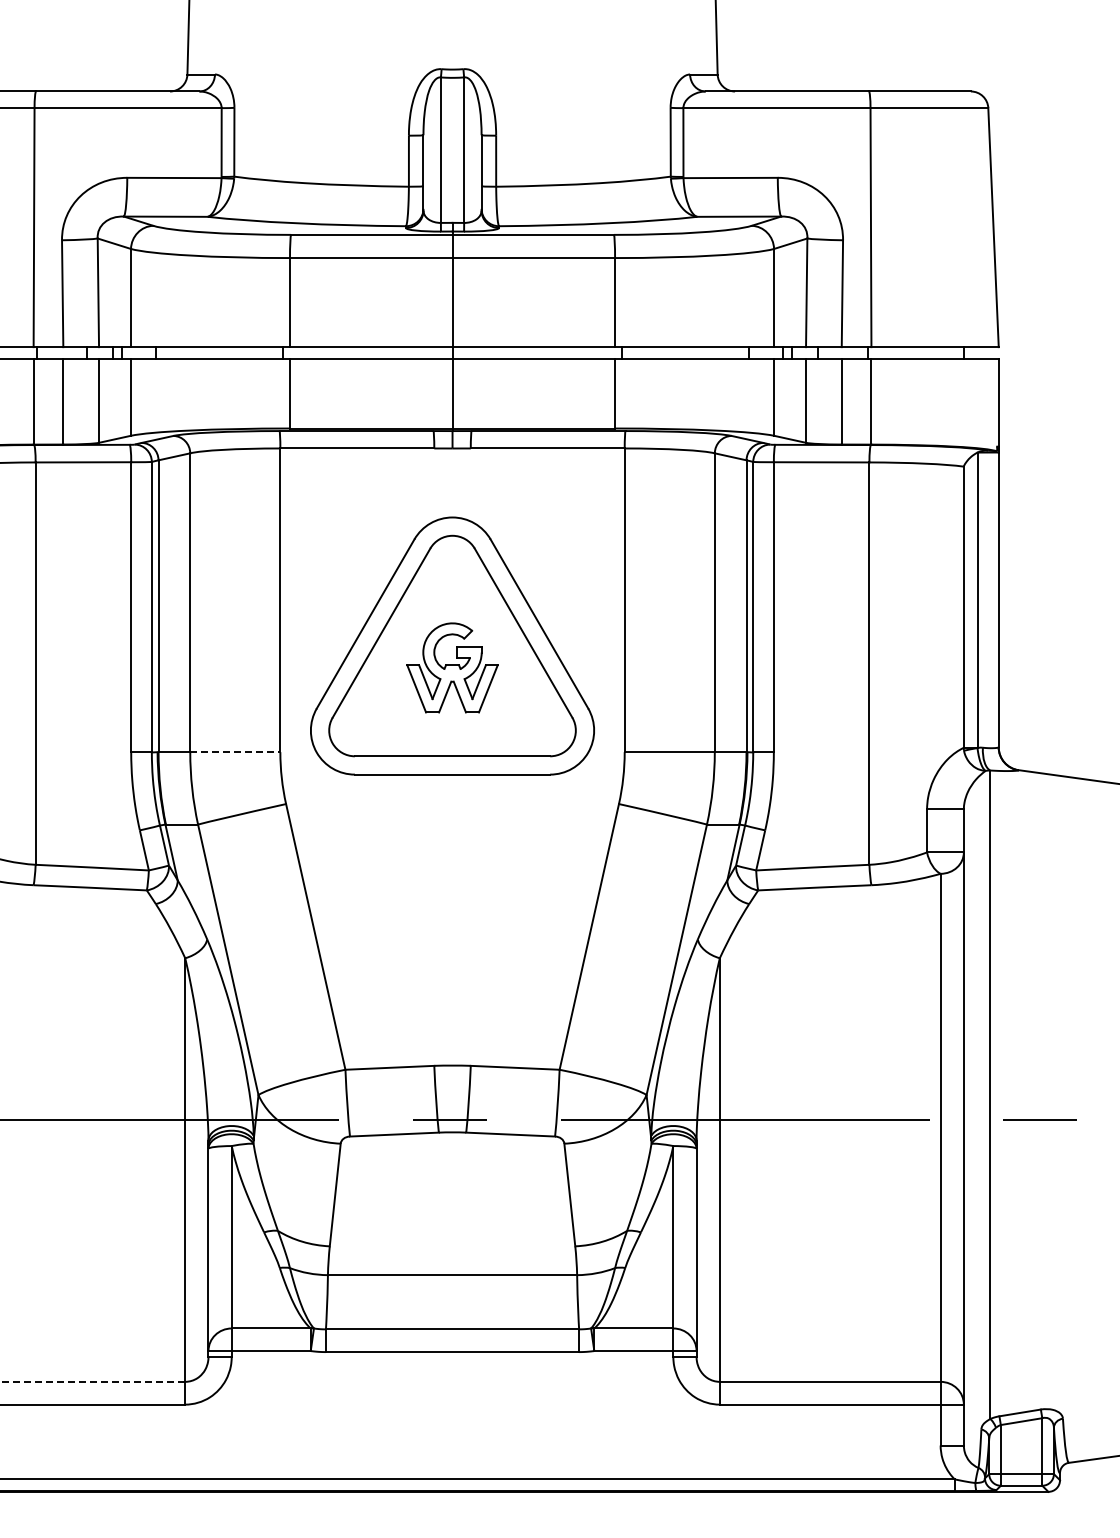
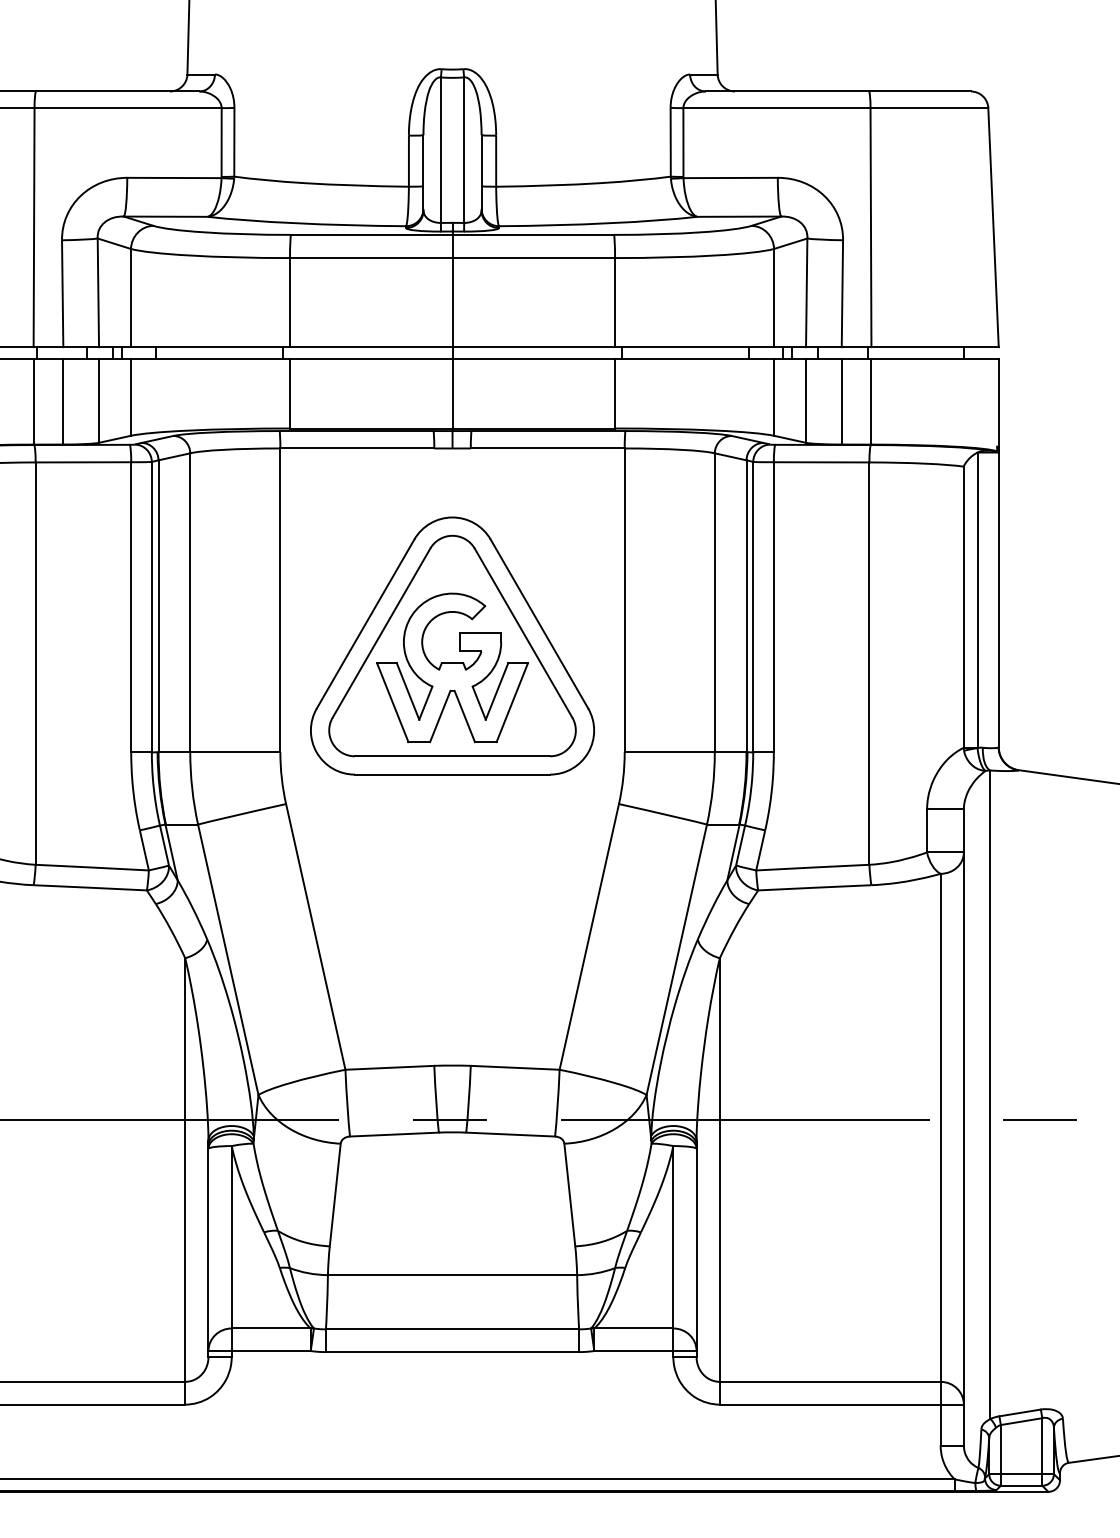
part size: 93x92 px -> 153x152 px (452, 667)
line: dashed -> solid (235, 752)
line: dashed -> solid (92, 1381)
